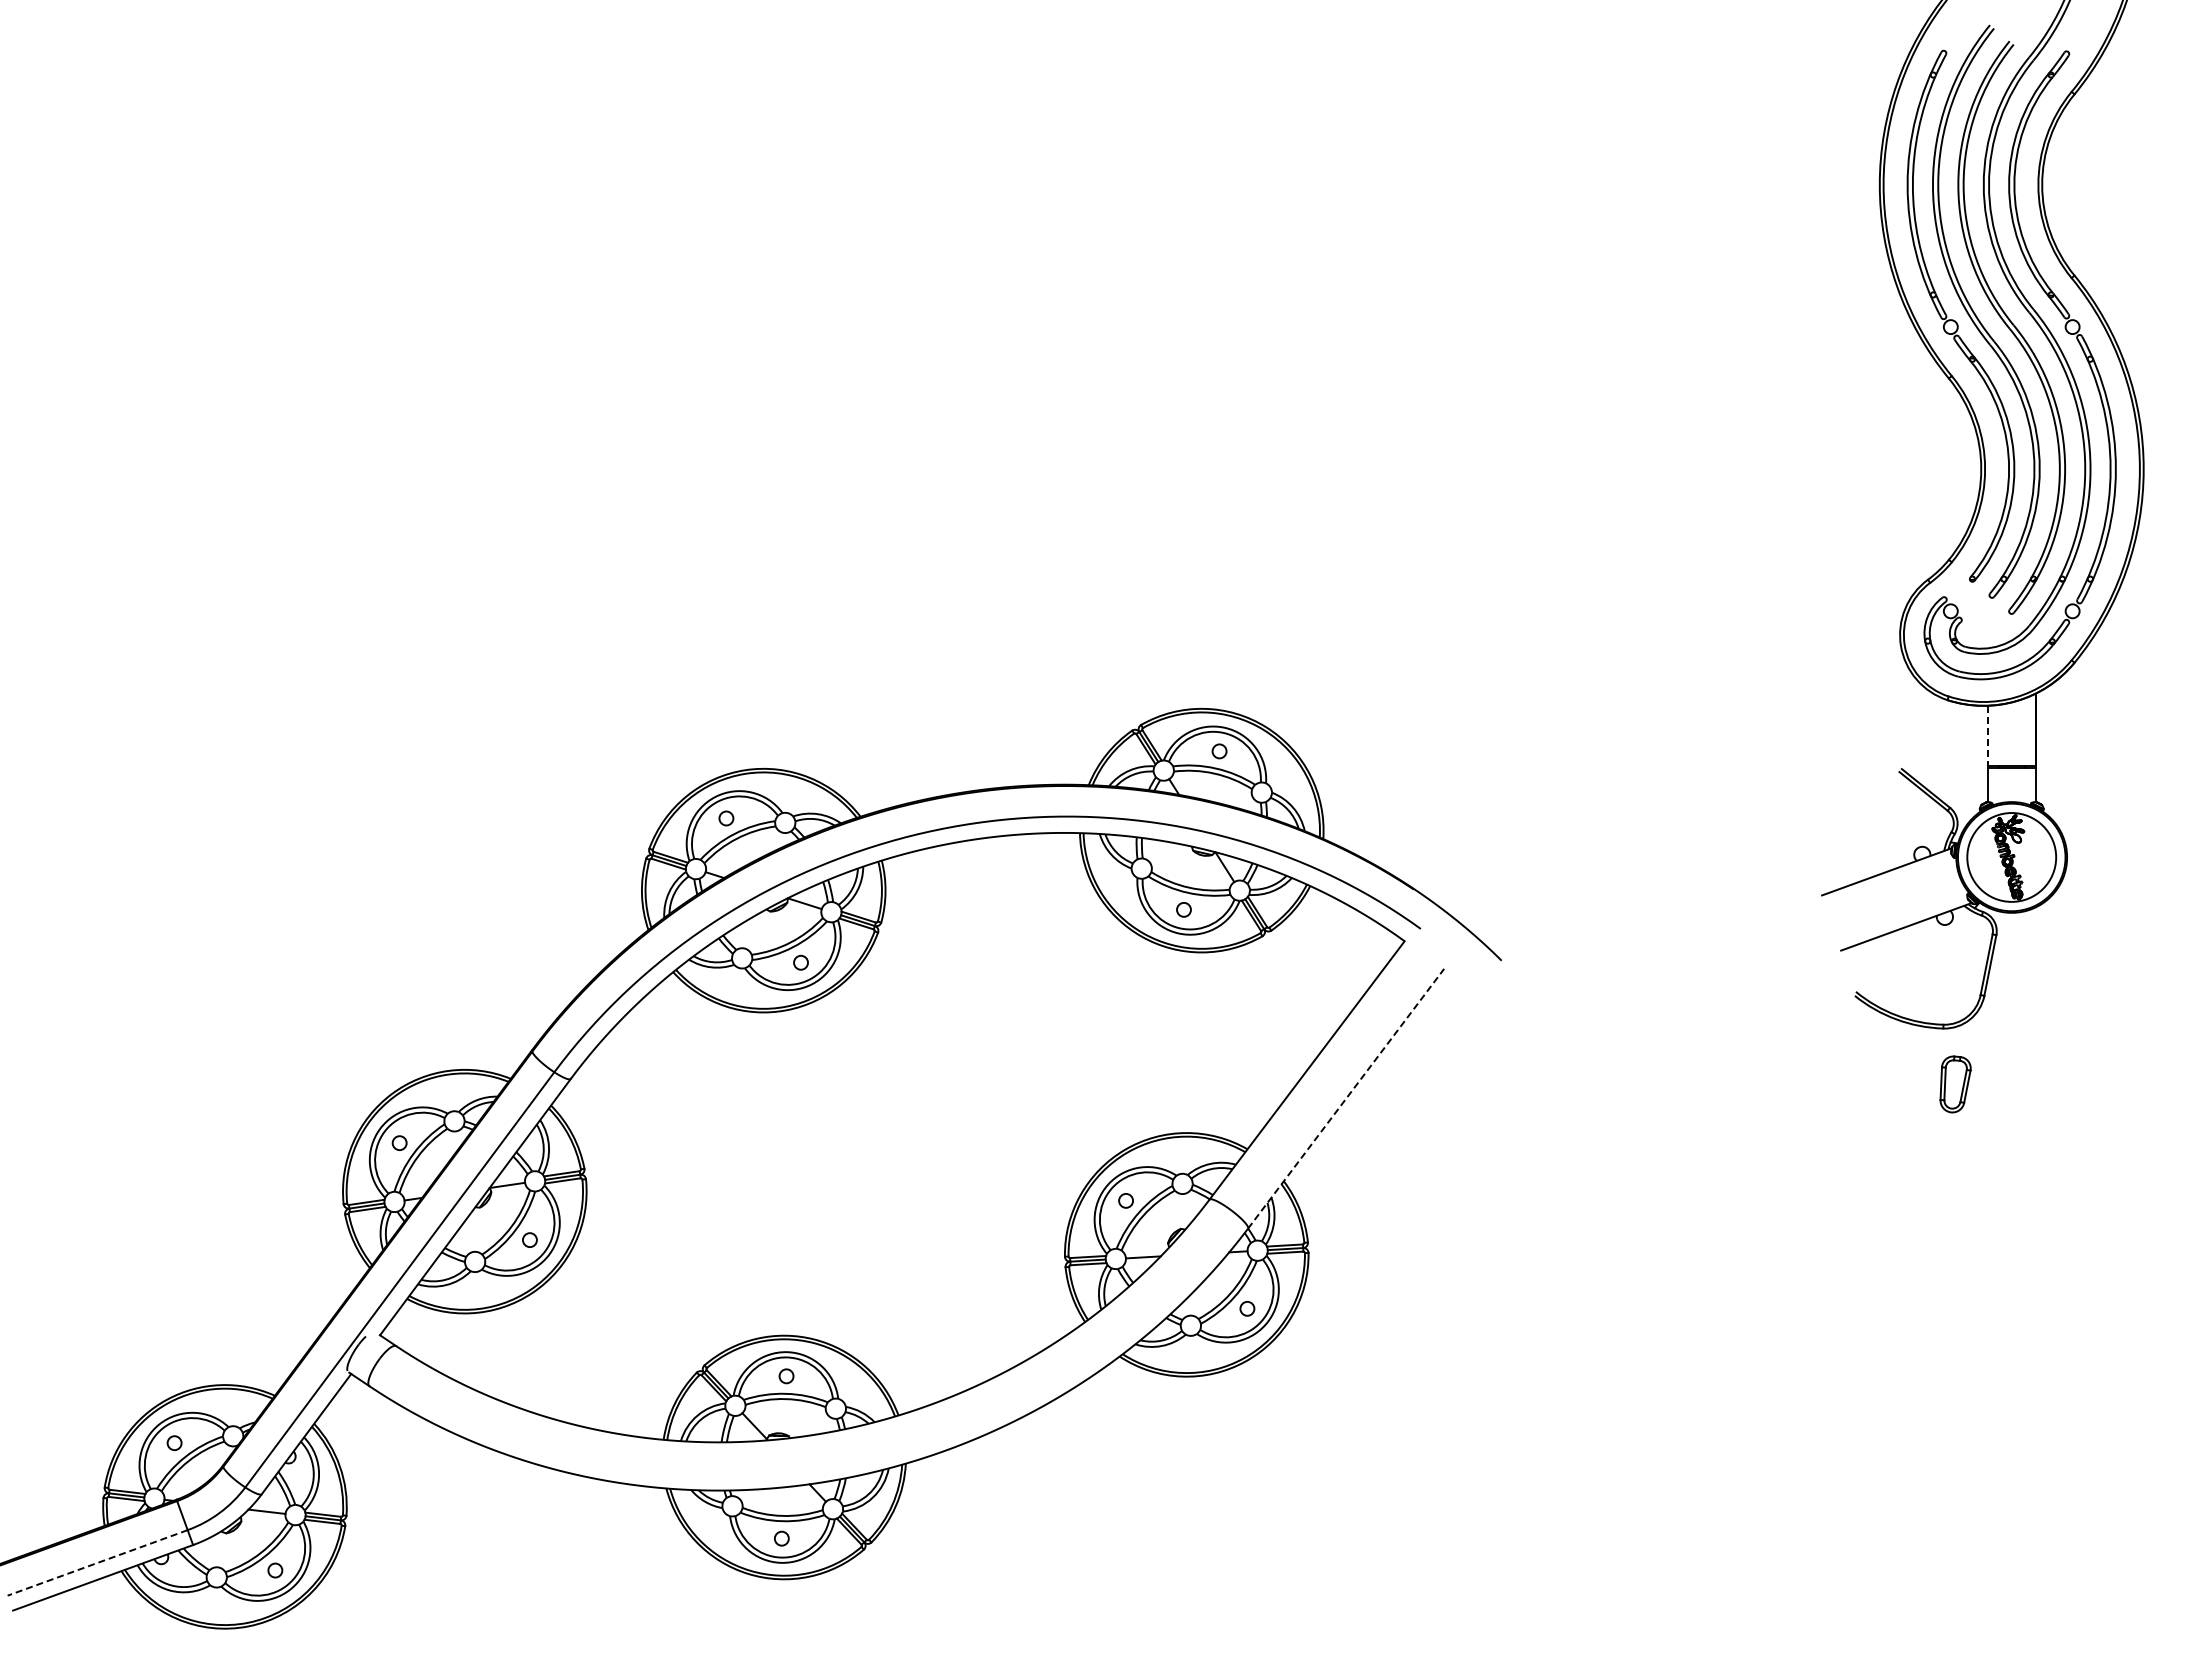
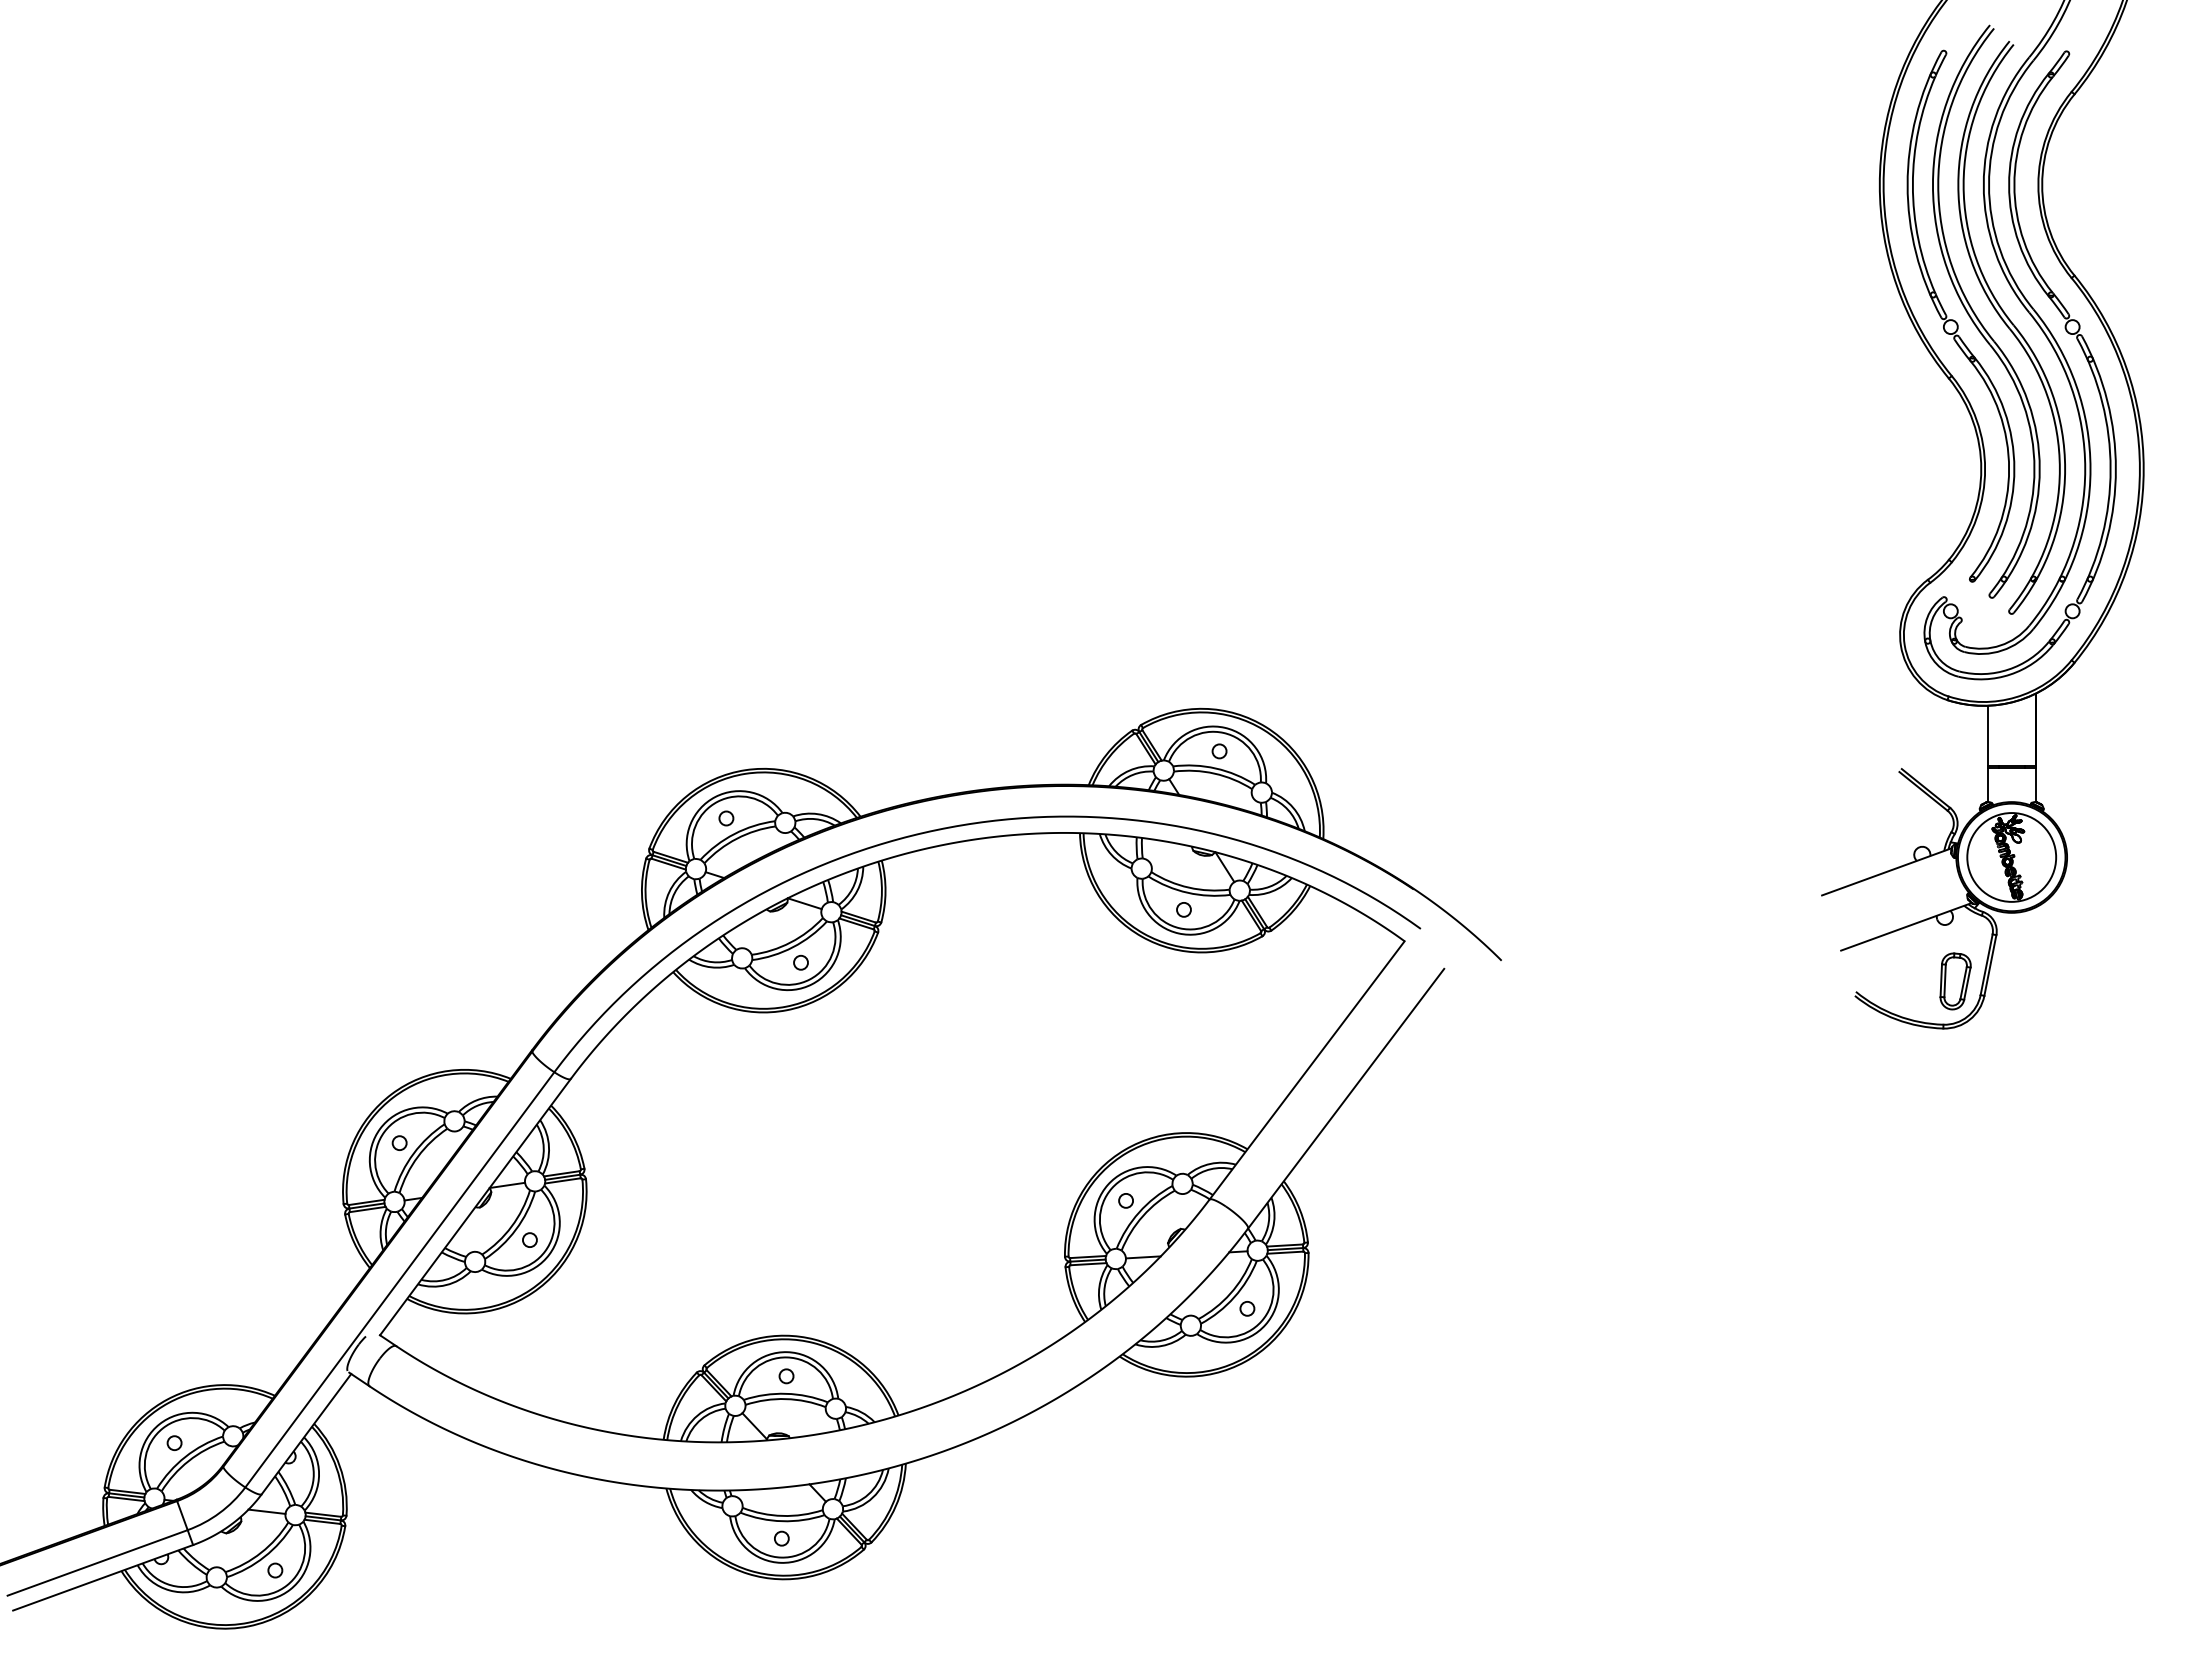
line: dashed -> solid (1987, 736)
part position: (1955, 1084) -> (1955, 981) (1955, 981)
line: dashed -> solid (1346, 1098)
line: dashed -> solid (97, 1562)
